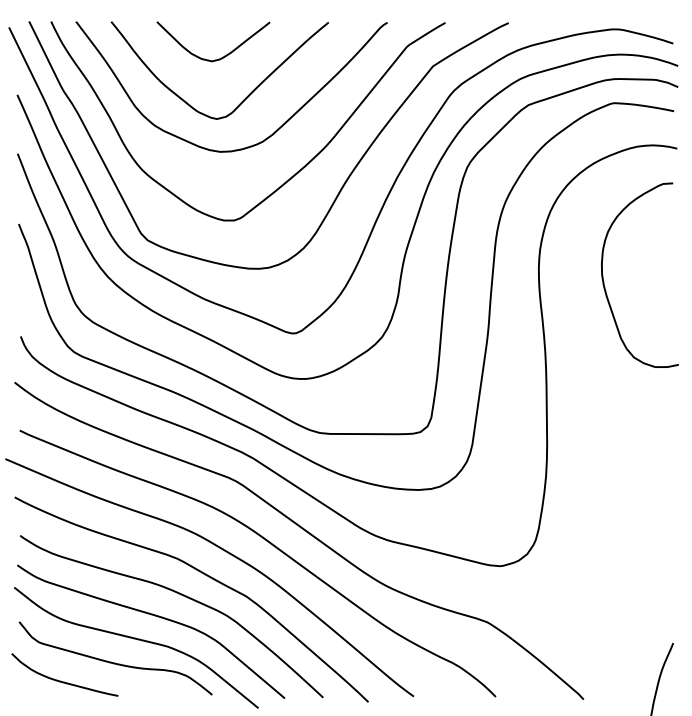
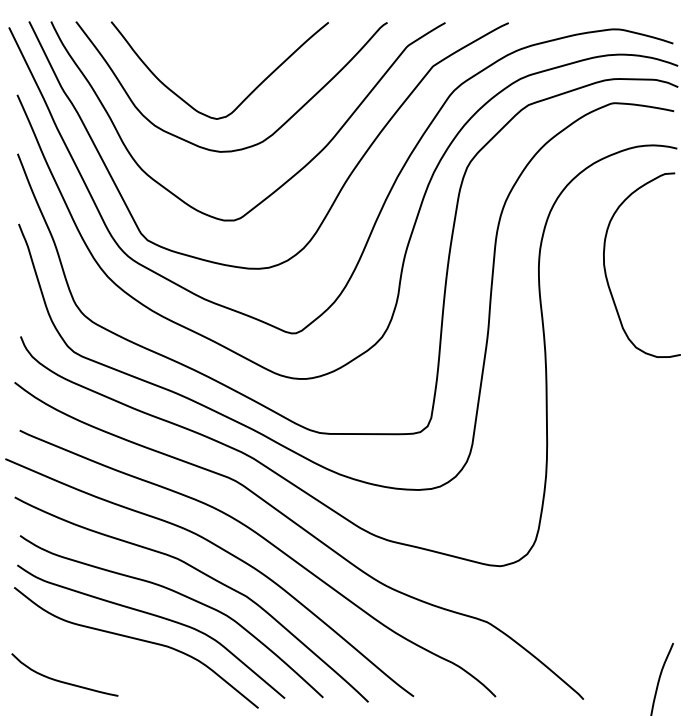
curve: present -> none (218, 58)
curve position: (604, 281) -> (606, 271) (606, 271)
curve: present -> none (115, 662)
